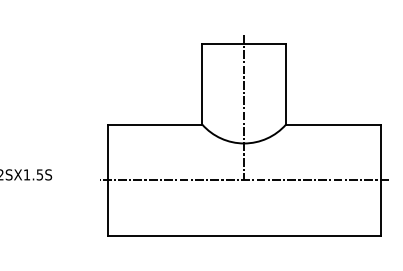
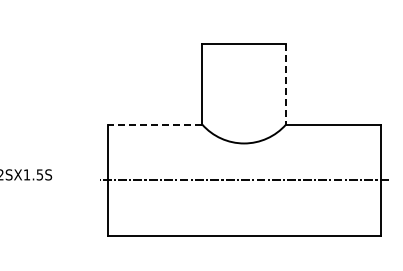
line: solid -> dashed (286, 84)
line: present -> none (244, 107)
line: solid -> dashed (154, 124)
